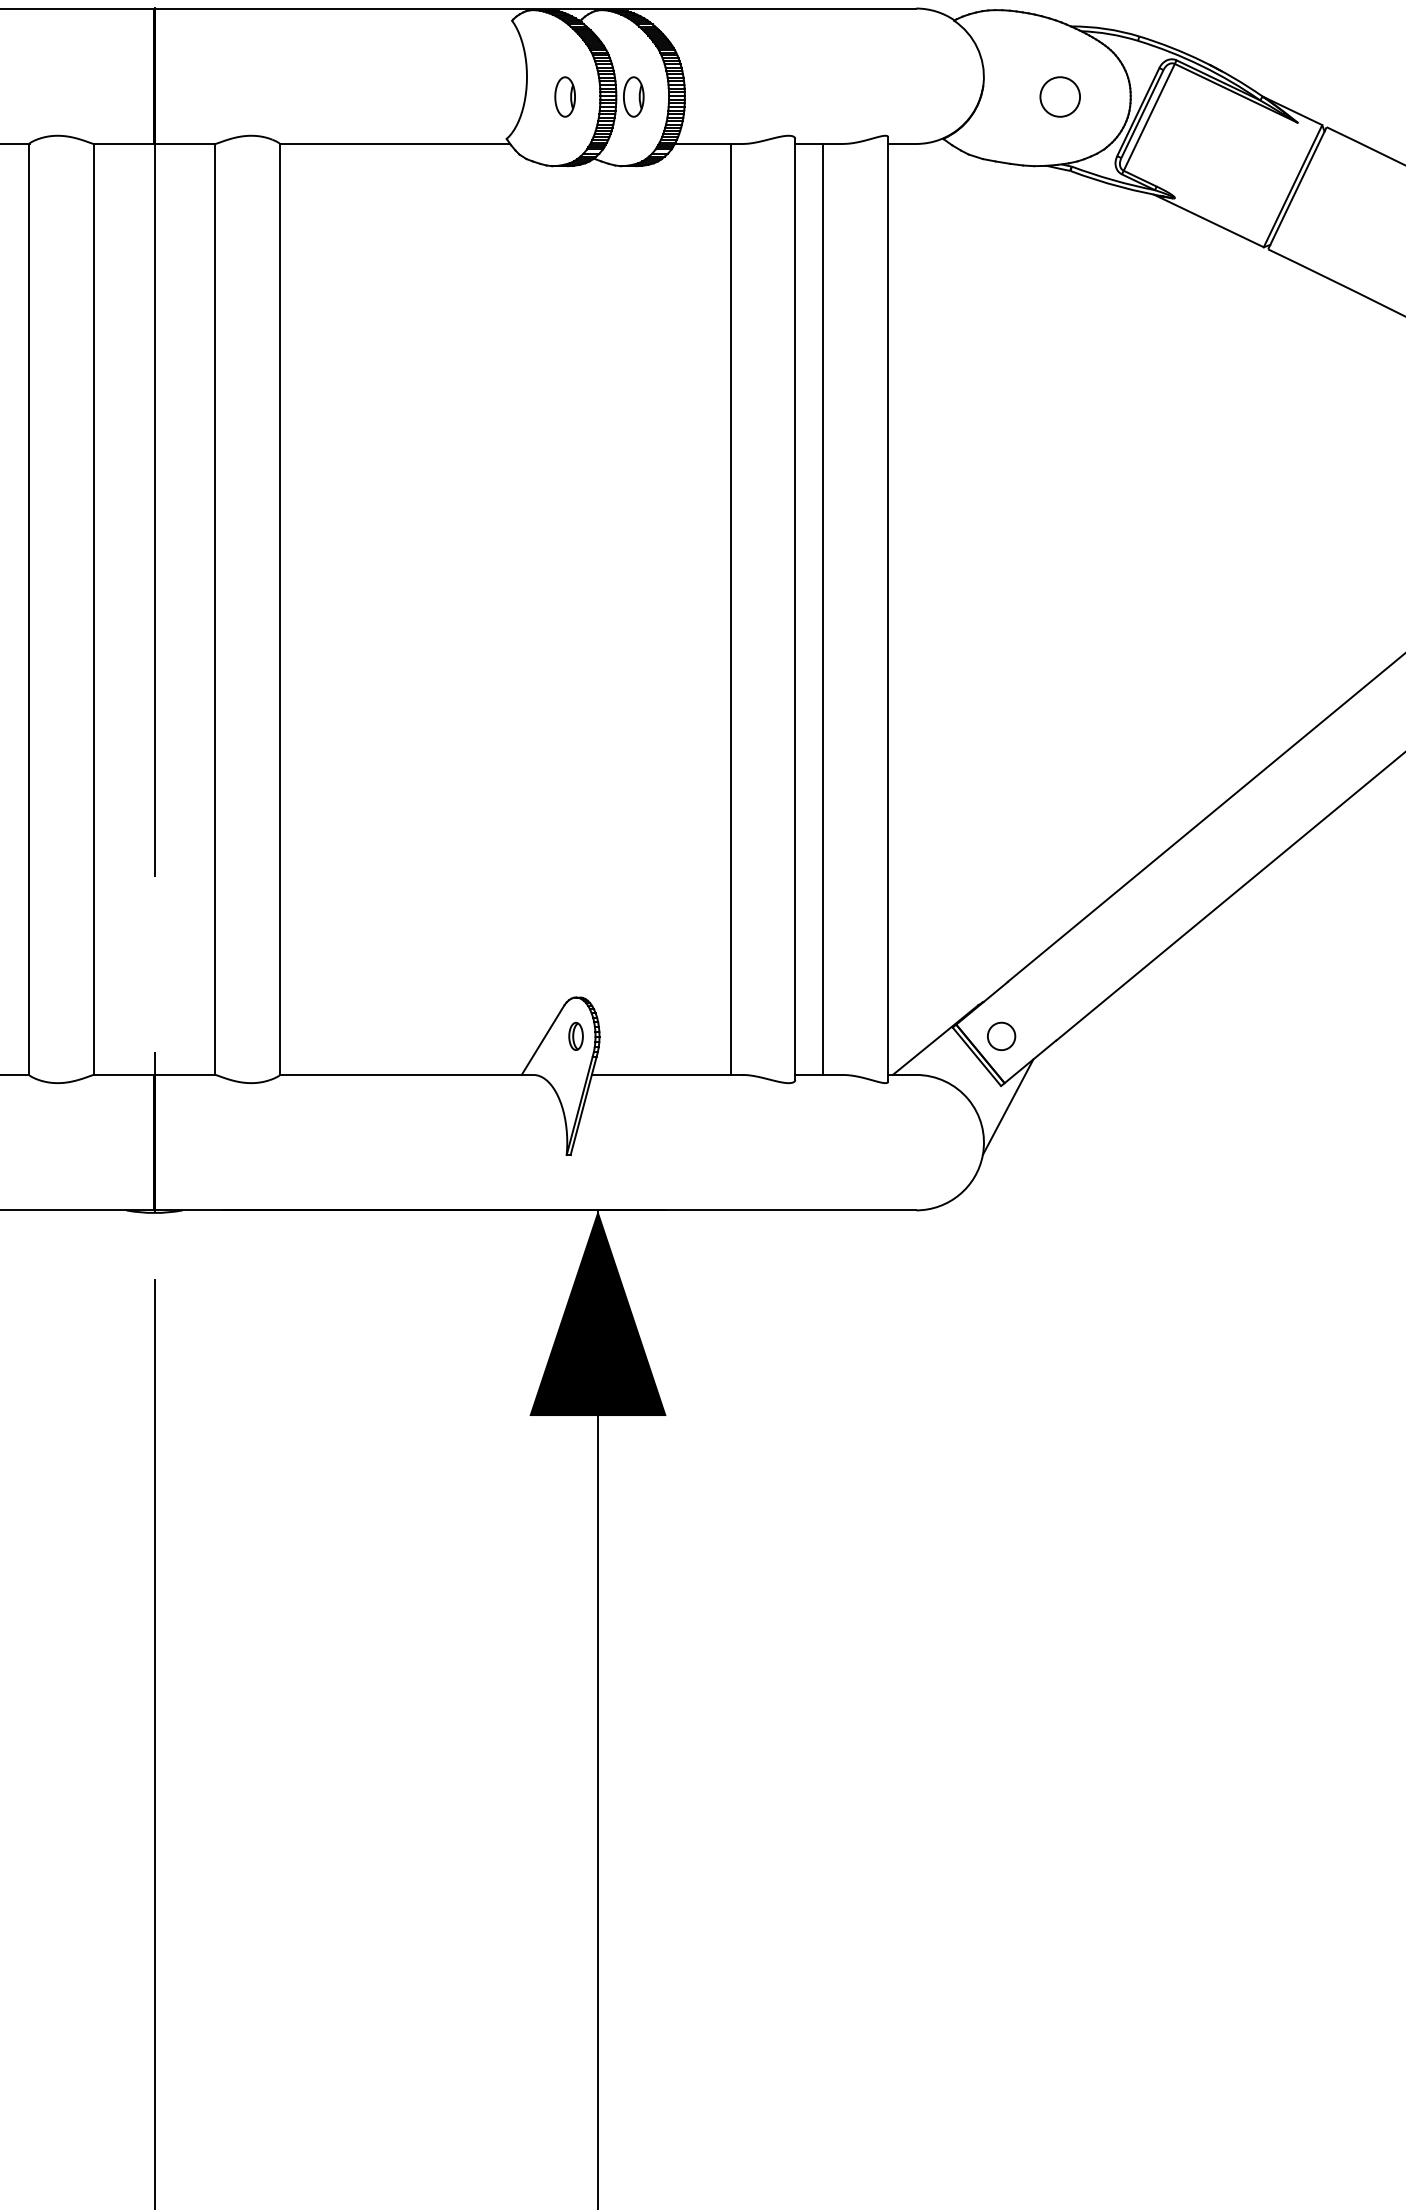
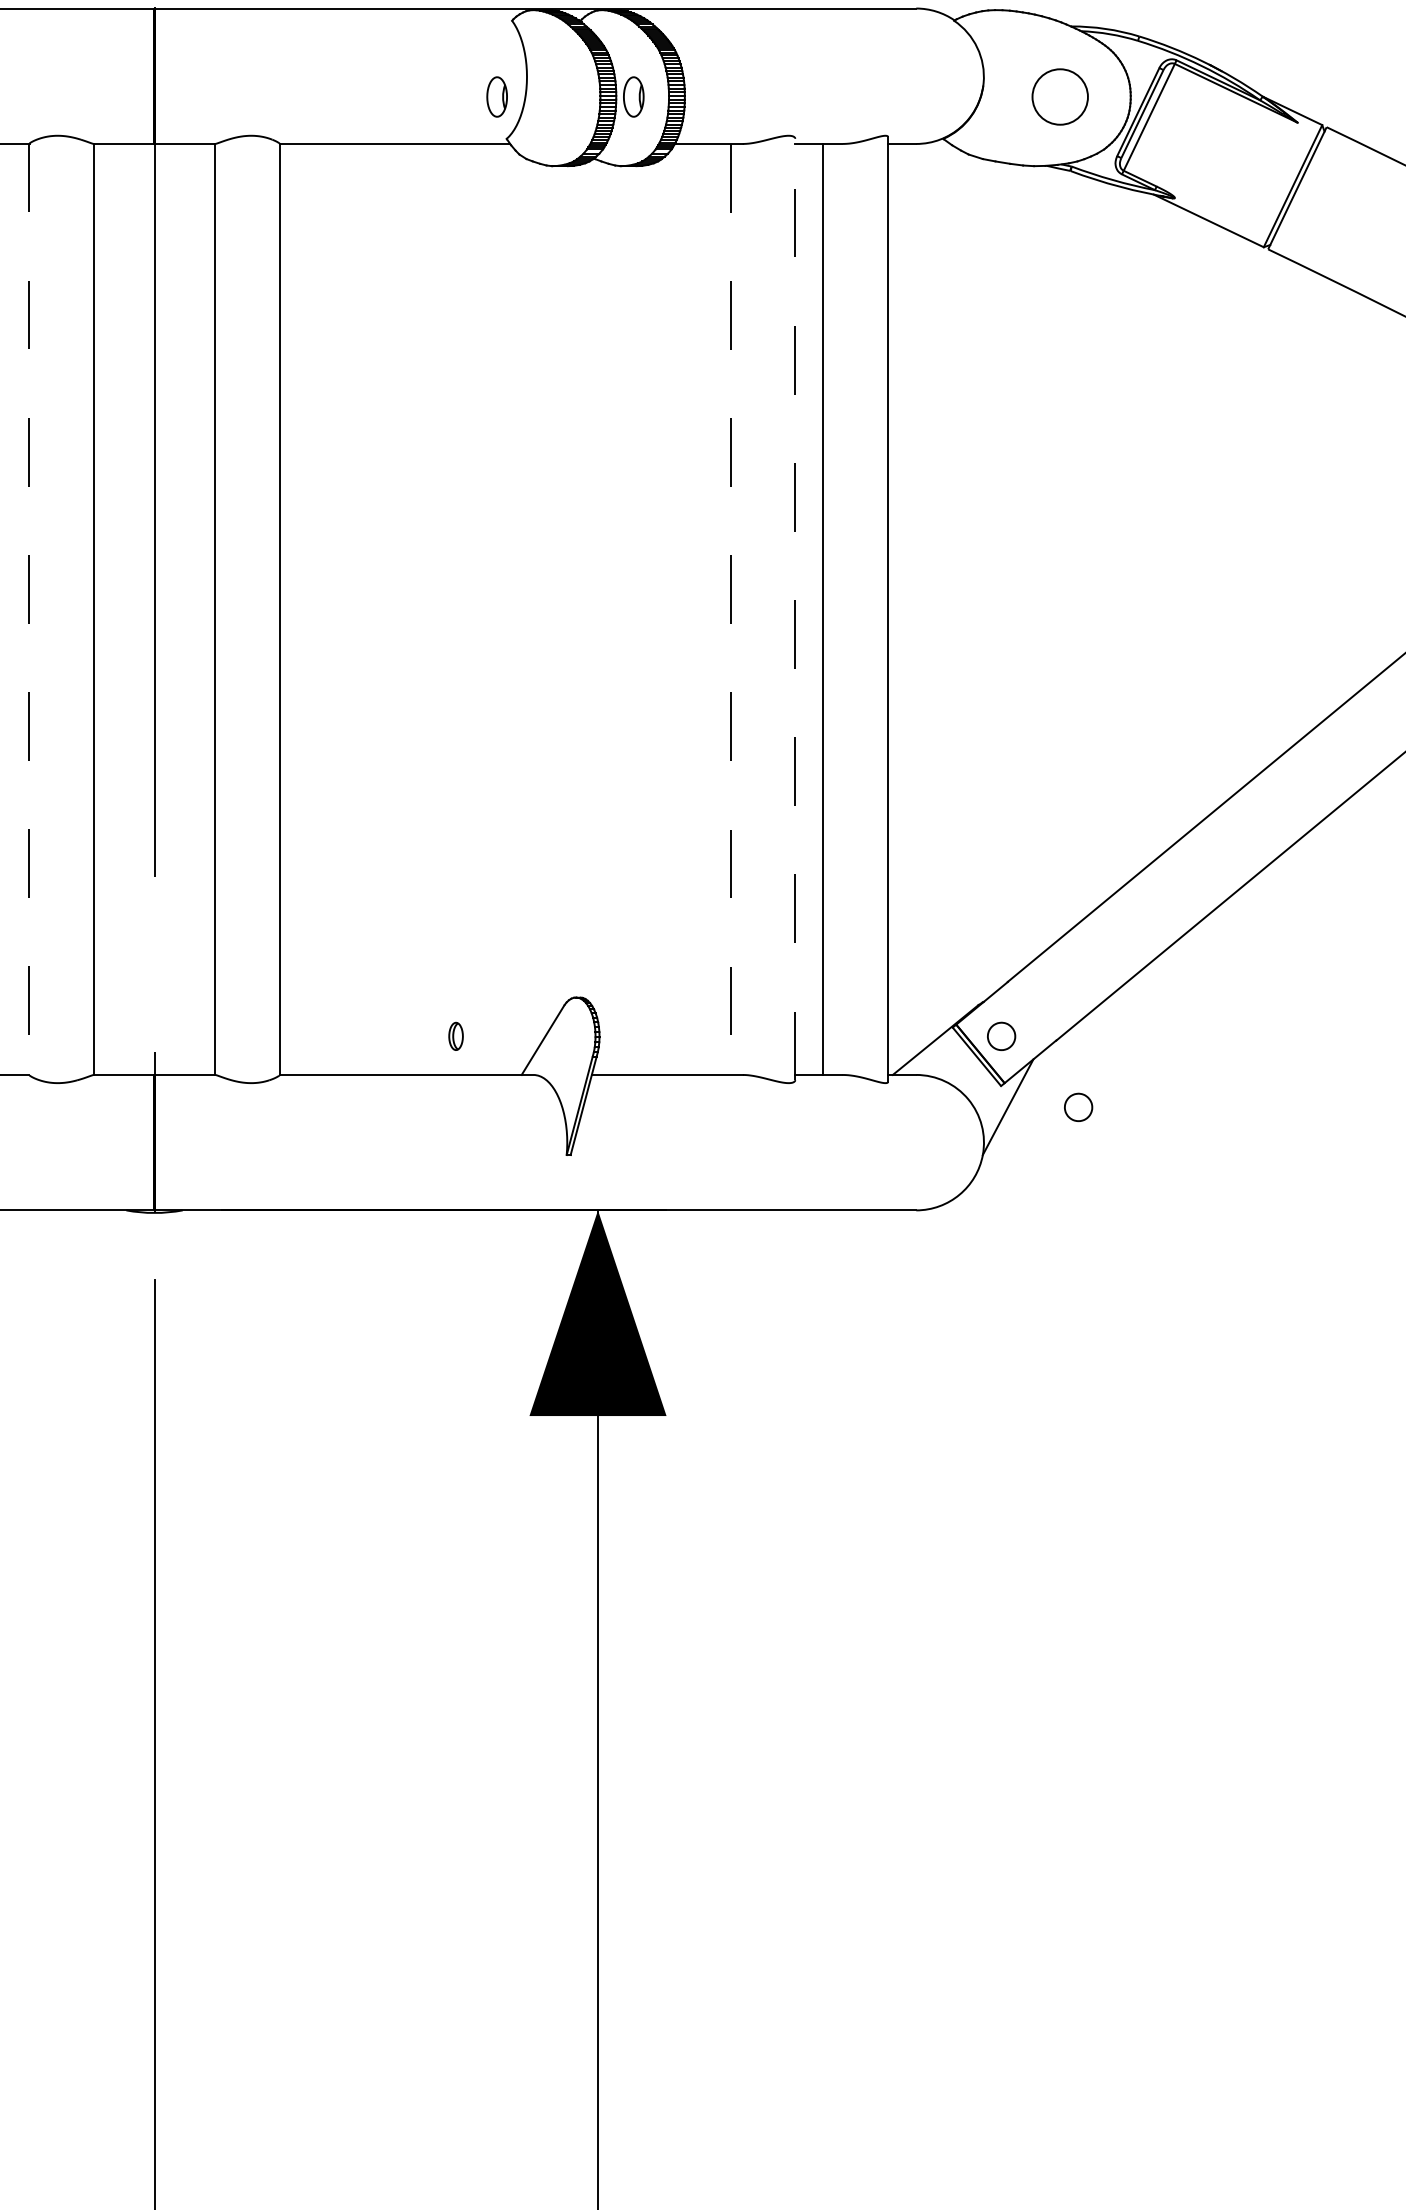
part position: (564, 96) -> (496, 96) (496, 96)
circle diameter: 40 px -> 55 px (1059, 96)
line: solid -> dashed (29, 609)
line: solid -> dashed (730, 609)
line: solid -> dashed (795, 609)
part position: (575, 1035) -> (455, 1035) (455, 1035)
part: none -> present (1078, 1106)
